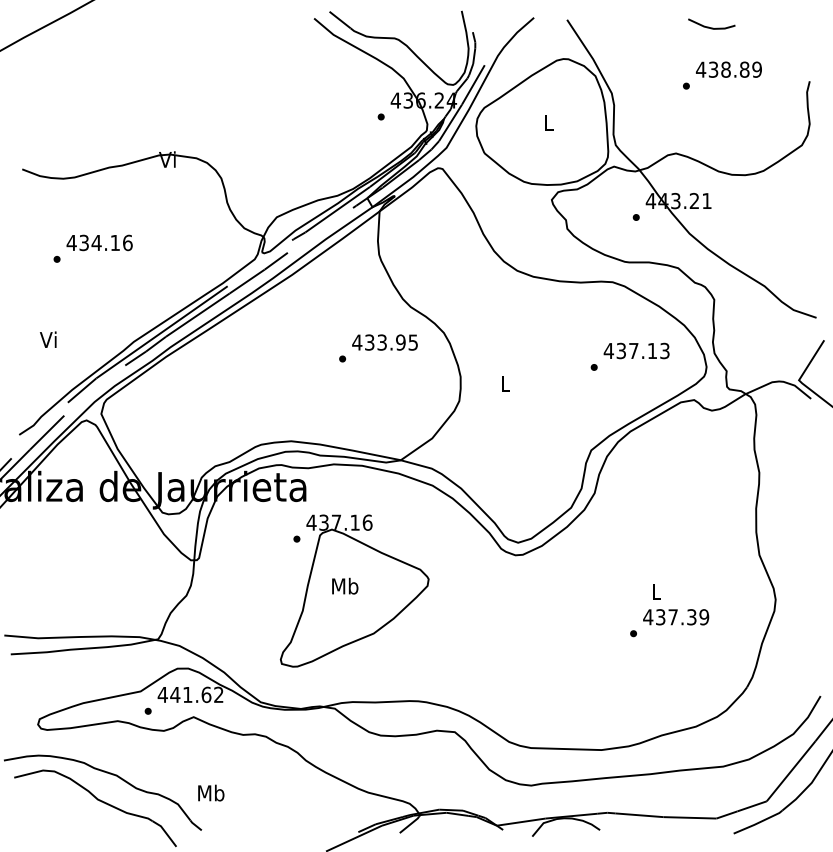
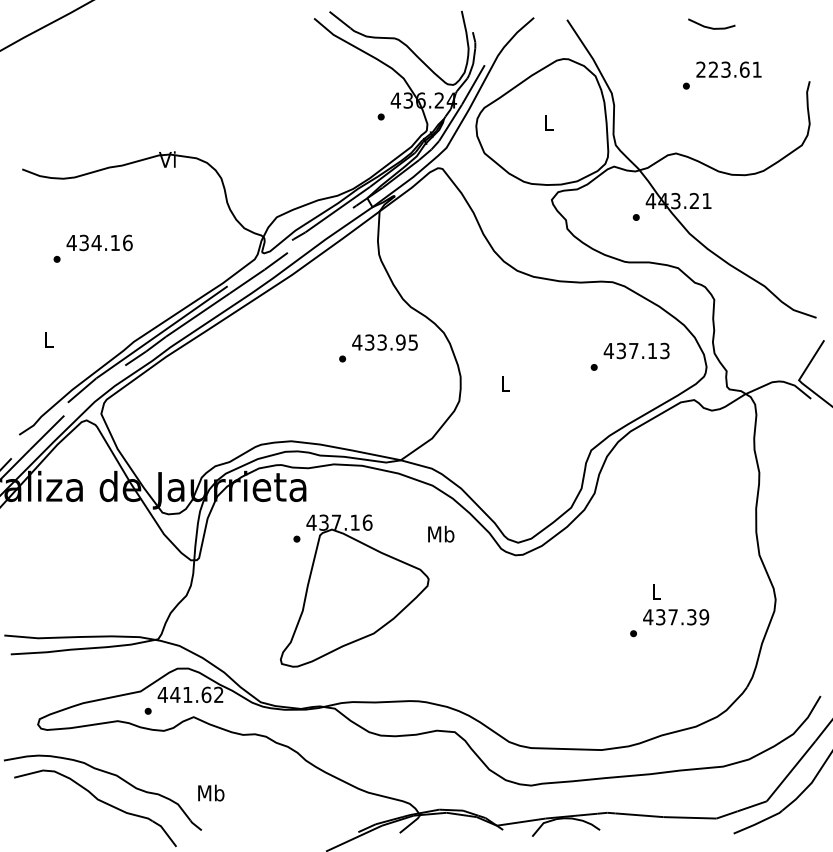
text: 438.89 -> 223.61 (728, 69)
text: Vi -> L (47, 339)
text position: (345, 585) -> (441, 533) (441, 533)
